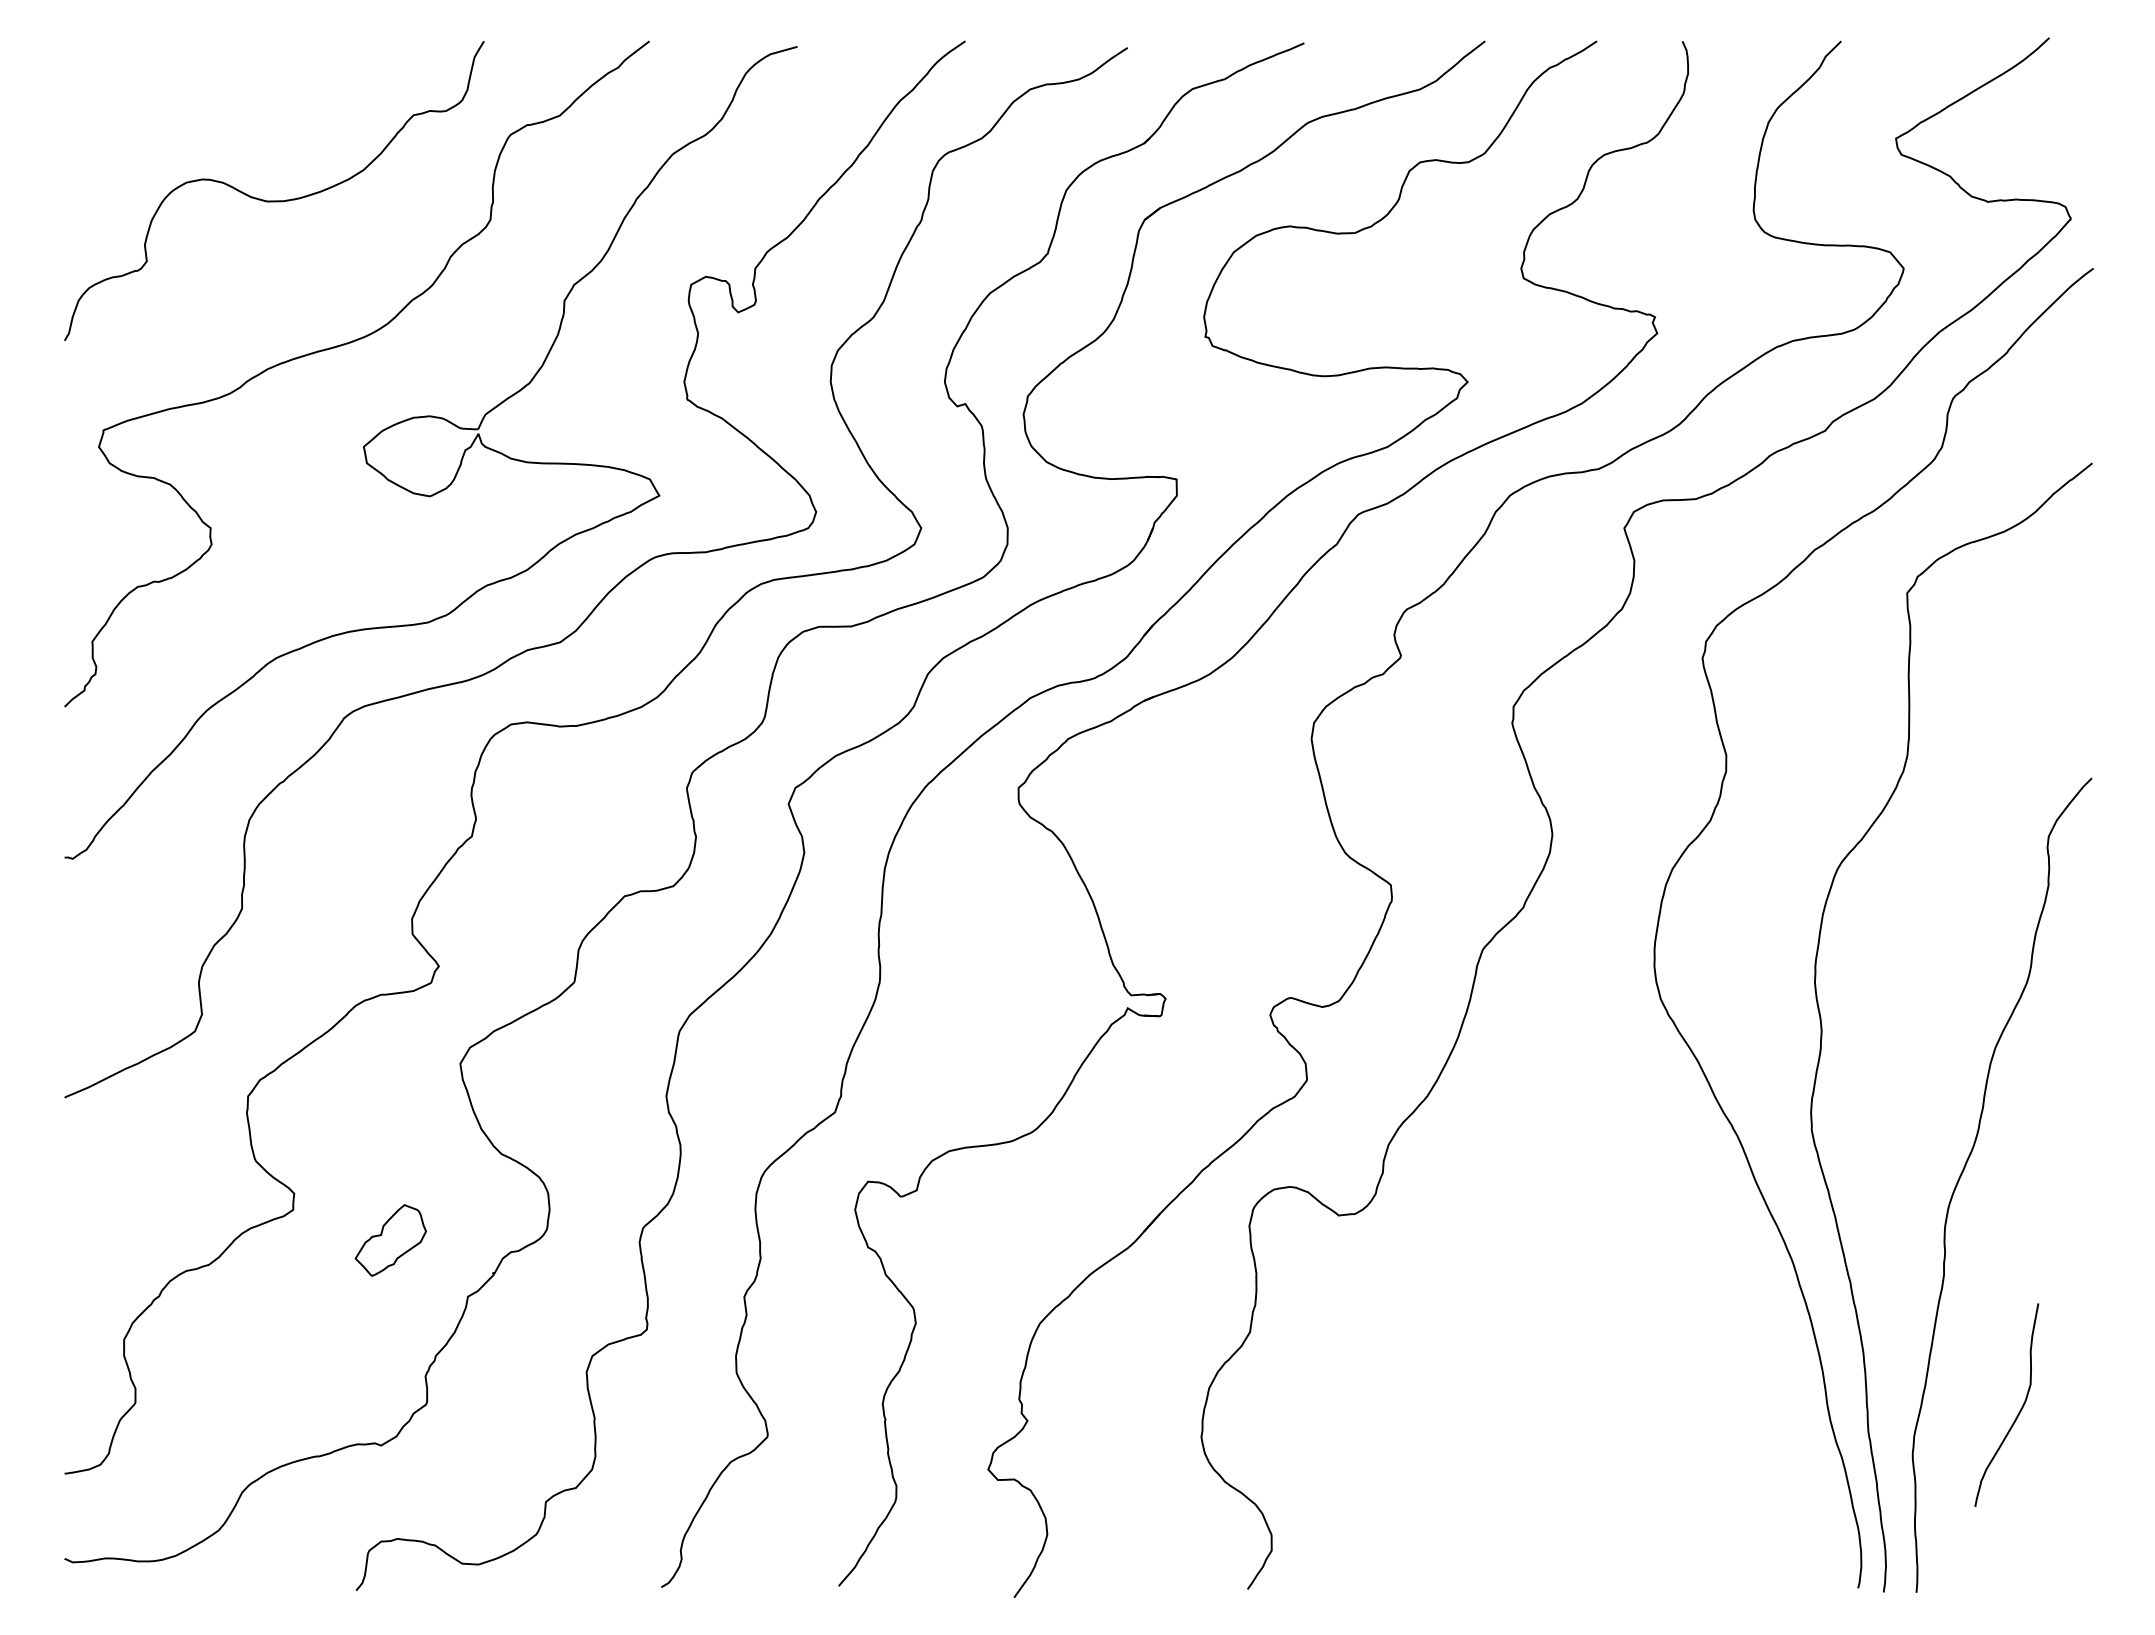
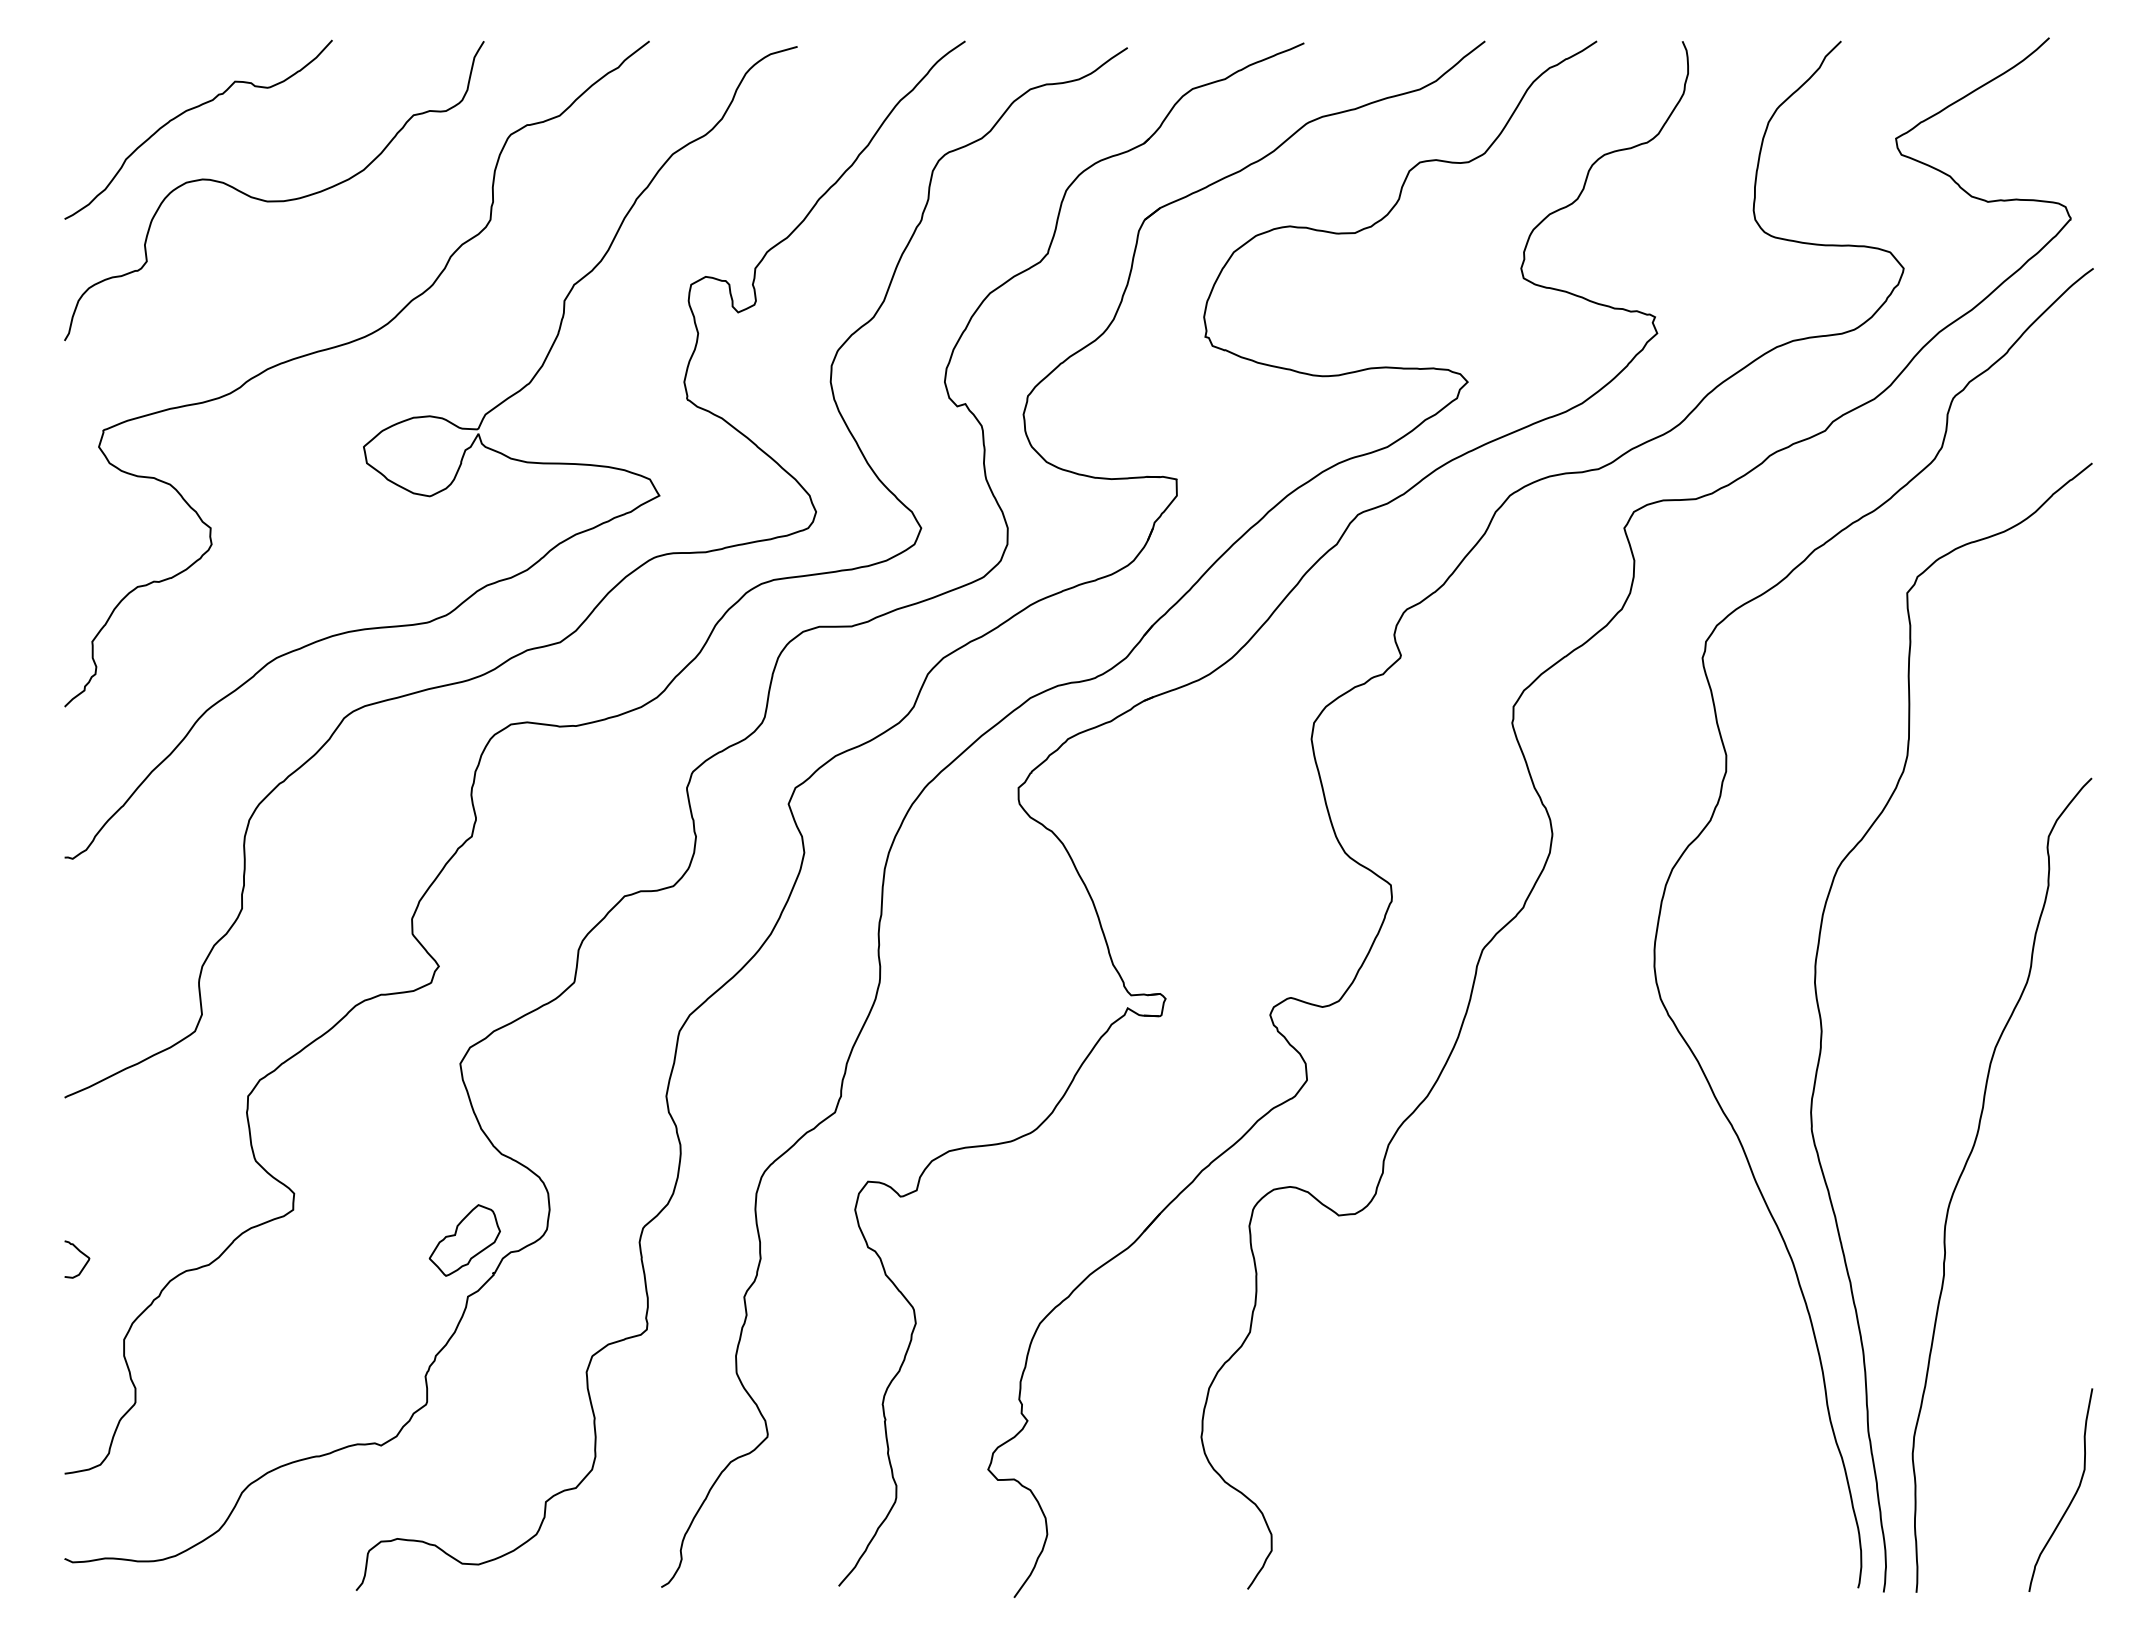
curve: none -> present (193, 109)
part position: (390, 1240) -> (464, 1240) (464, 1240)
curve: none -> present (82, 1254)
curve position: (2019, 1410) -> (2073, 1495) (2073, 1495)
